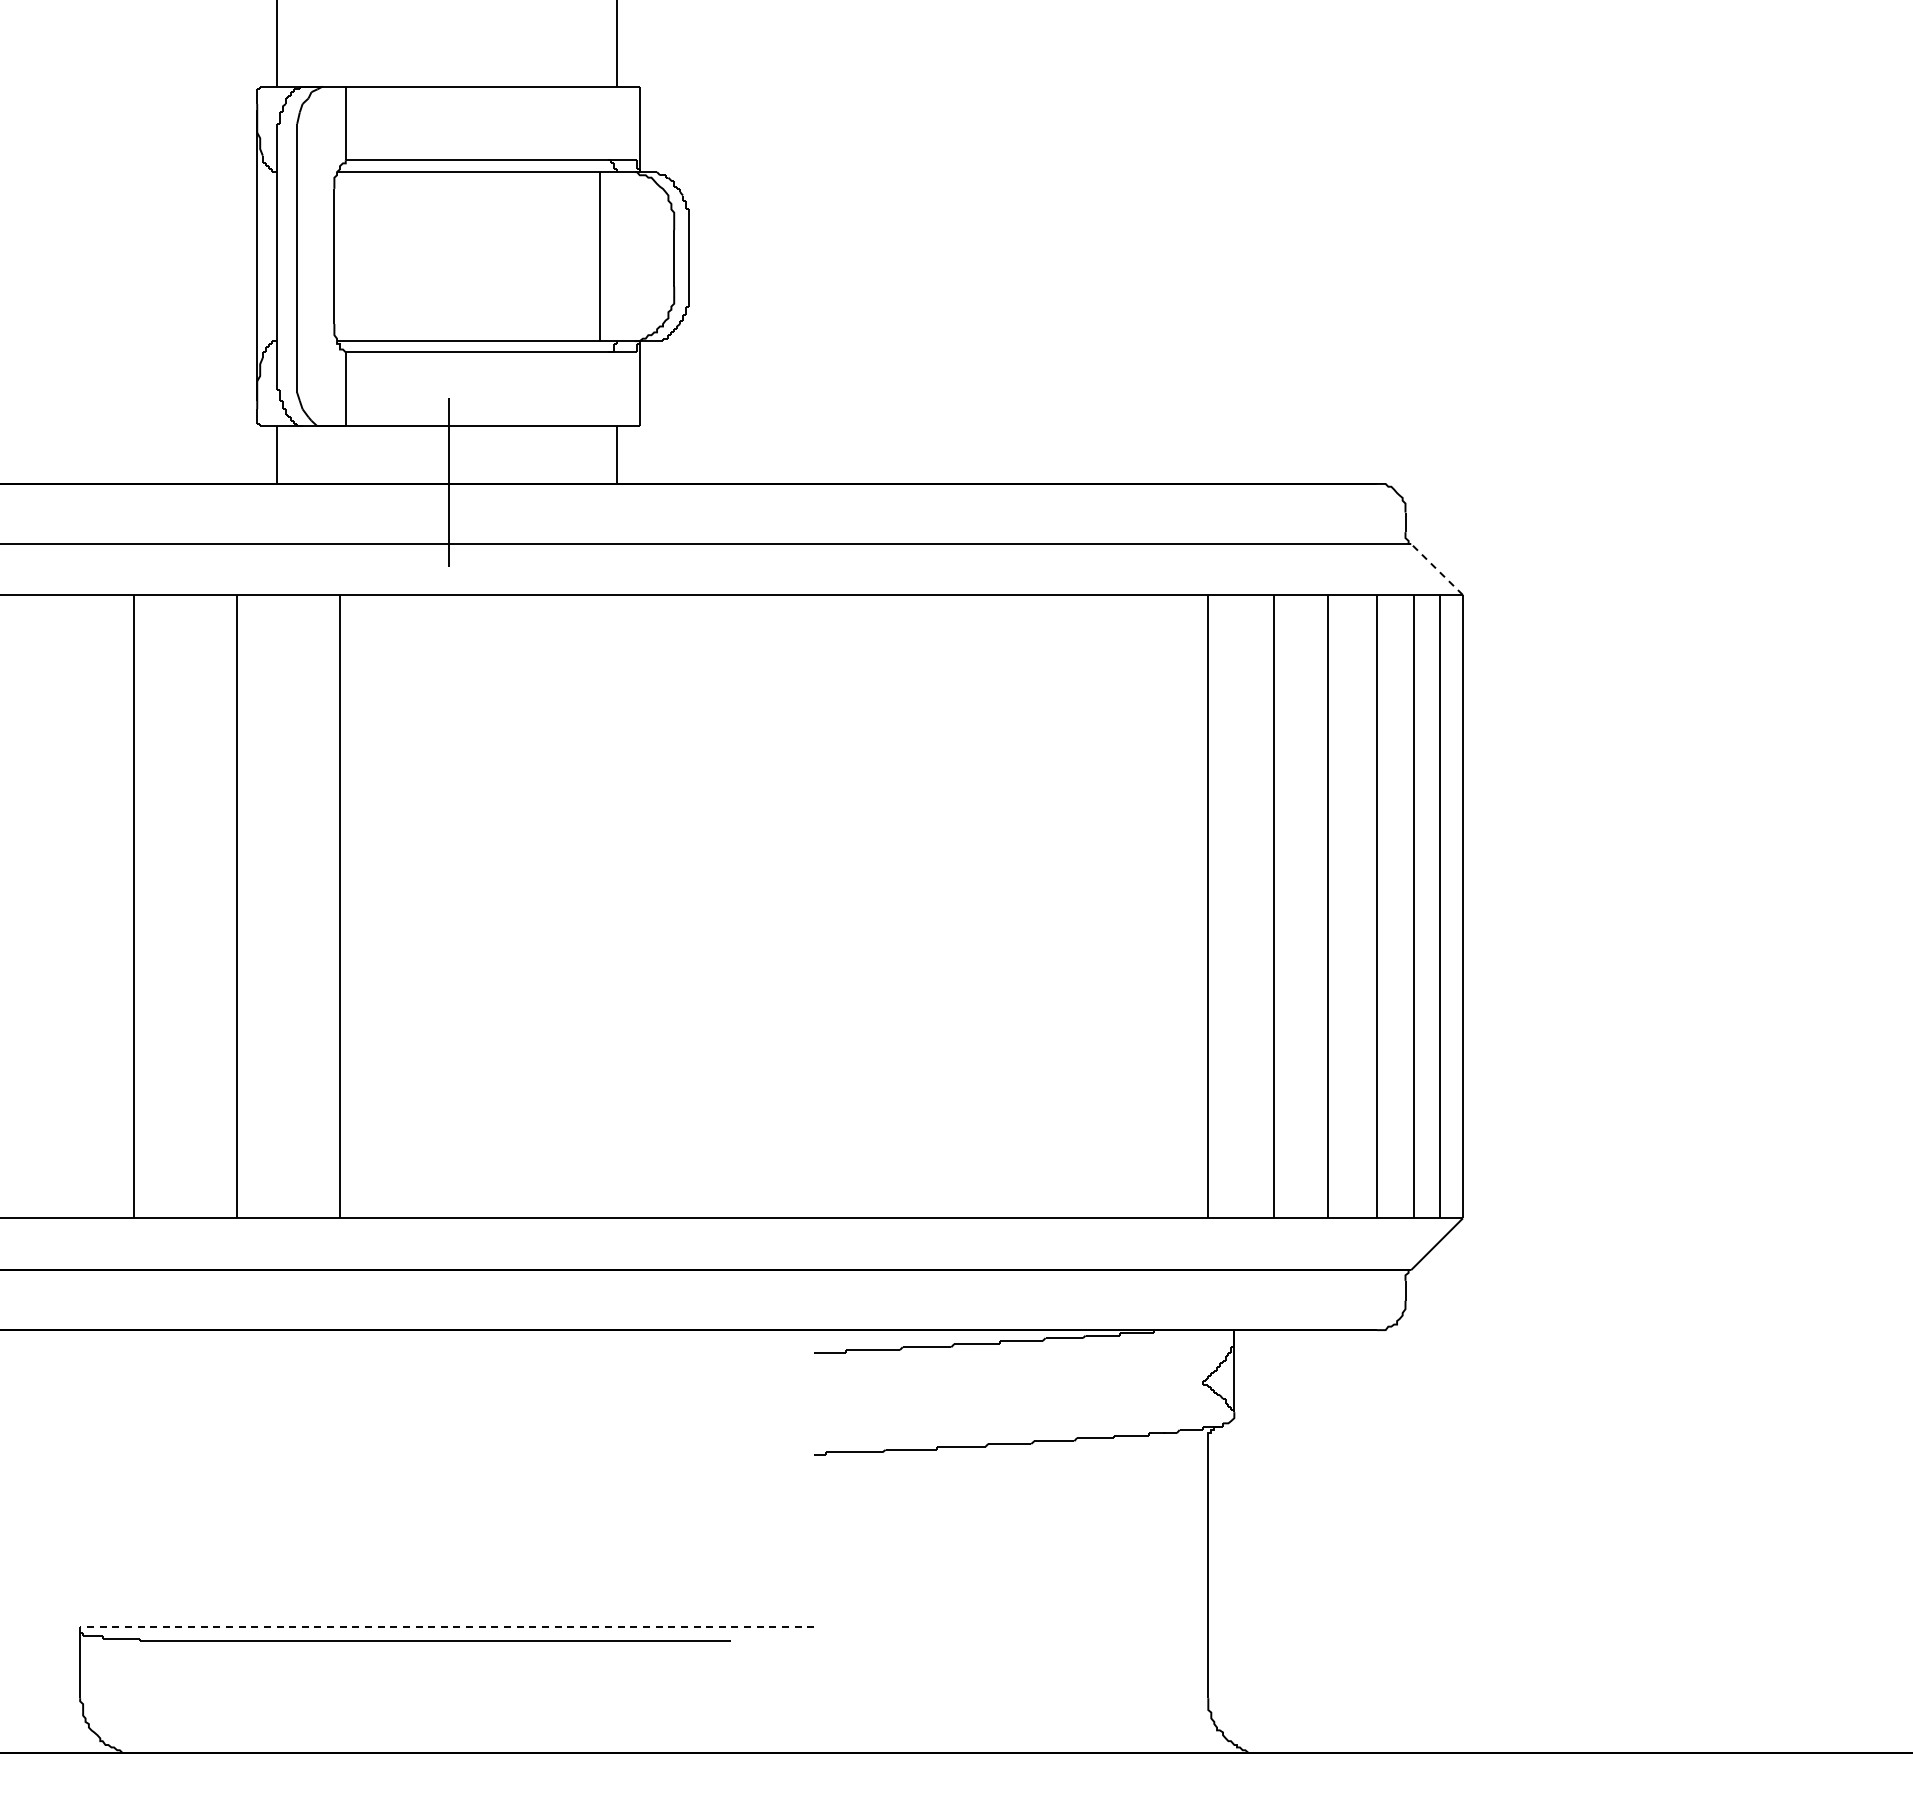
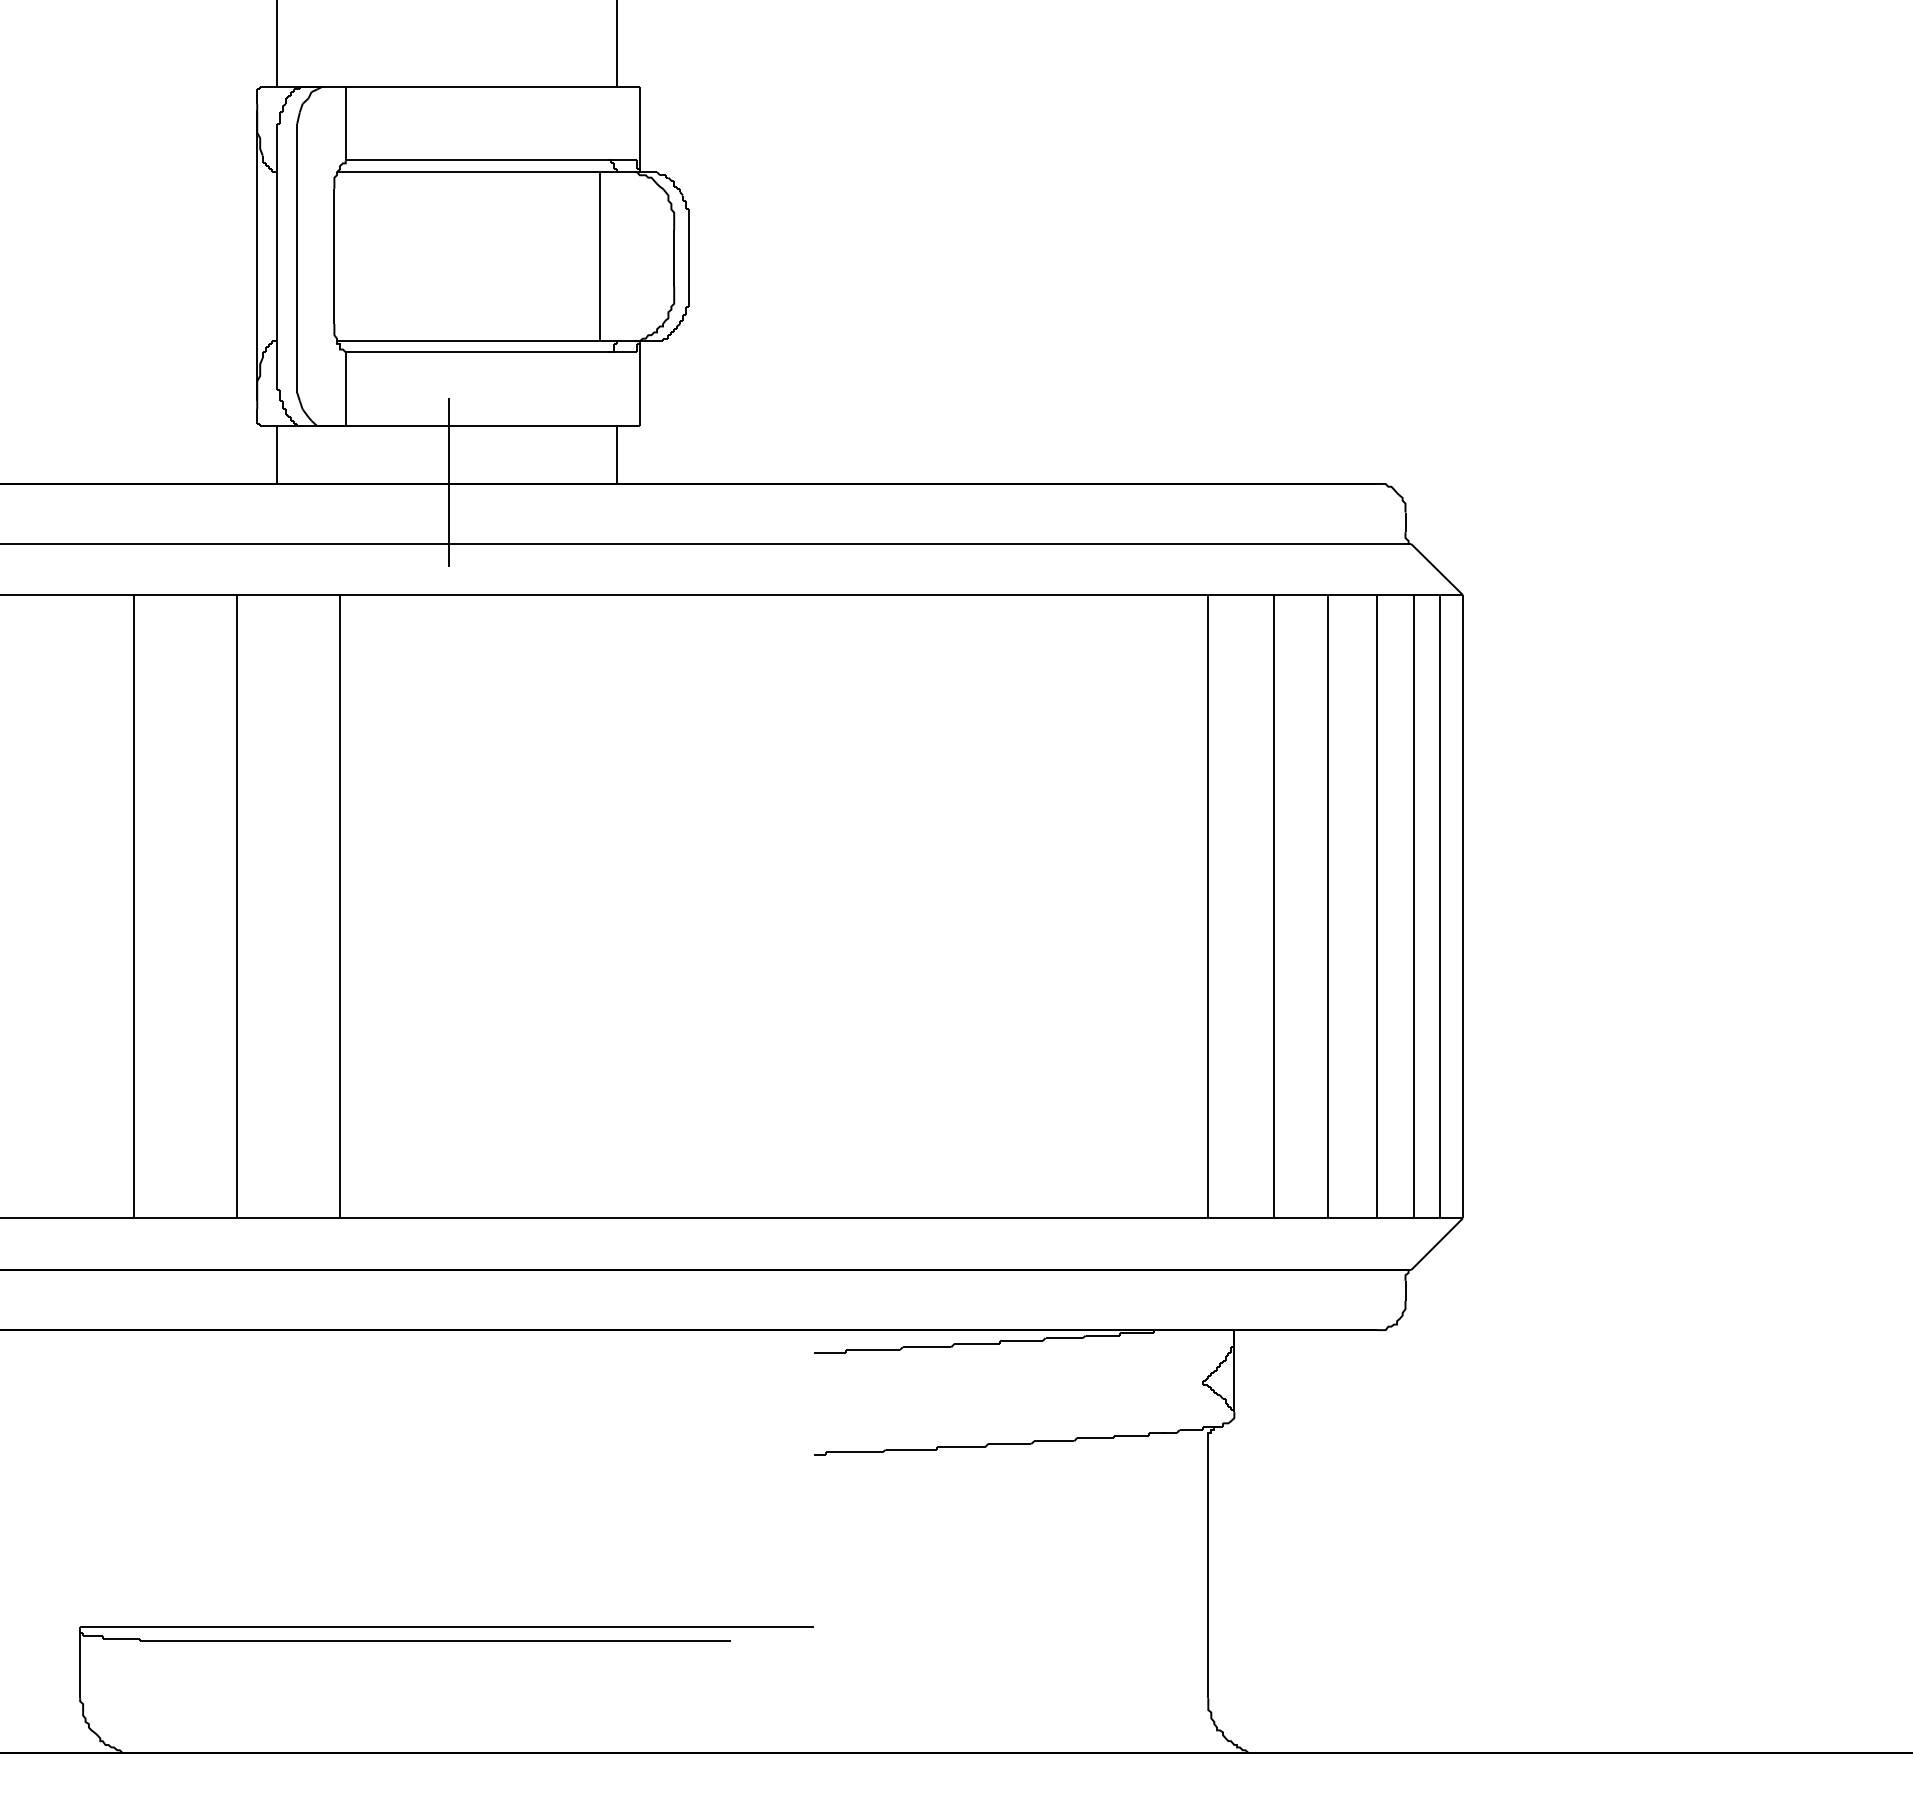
line: dashed -> solid (1436, 569)
line: dashed -> solid (446, 1627)
